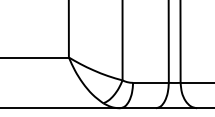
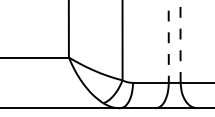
line: solid -> dashed (180, 40)
line: solid -> dashed (168, 42)
